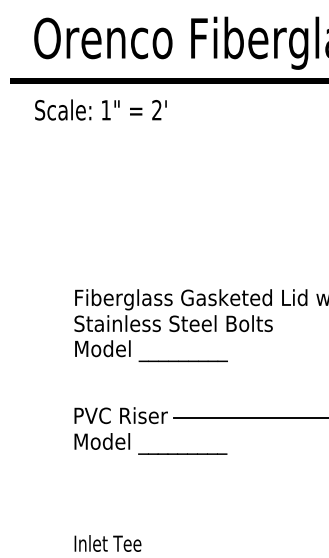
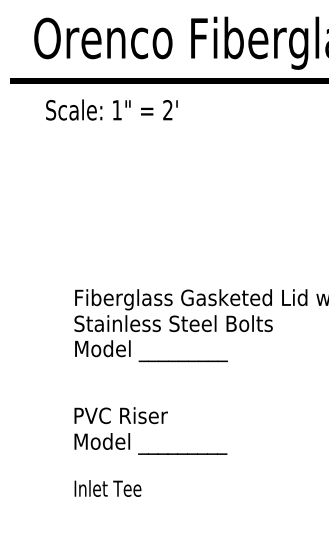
text position: (100, 109) -> (111, 109) (111, 109)
line: present -> none (249, 417)
text position: (107, 543) -> (107, 488) (107, 488)
